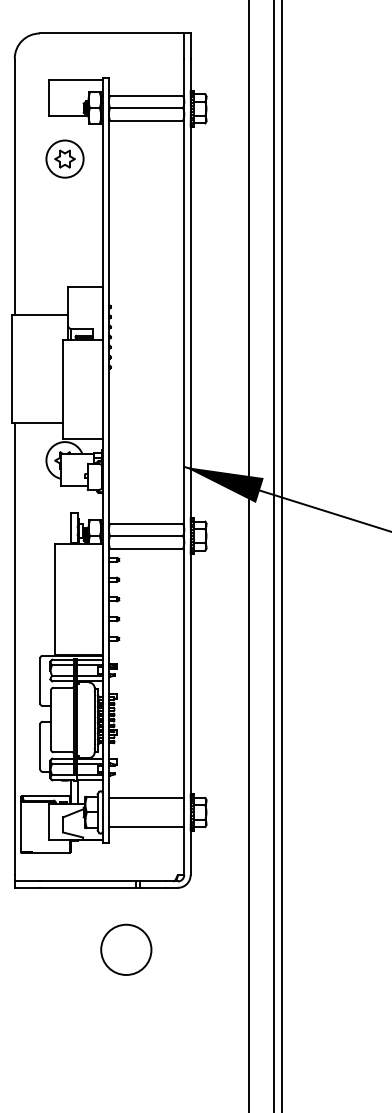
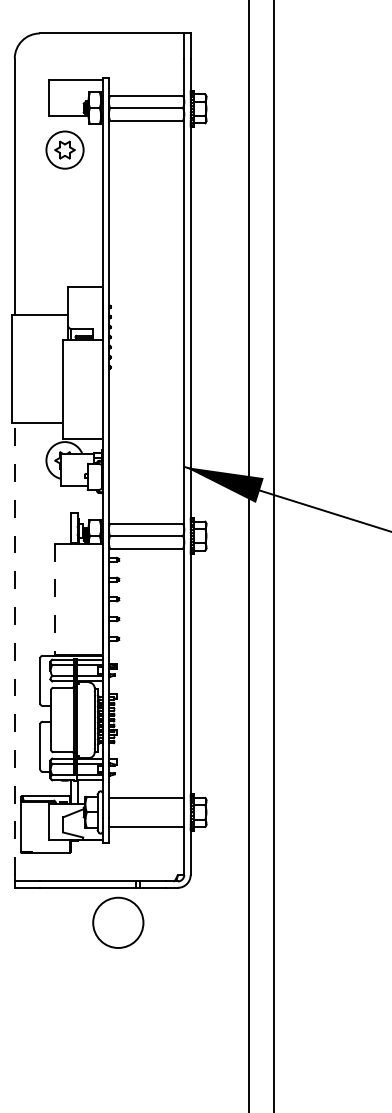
part position: (64, 158) -> (64, 149) (64, 149)
line: present -> none (281, 555)
line: solid -> dashed (55, 599)
line: solid -> dashed (14, 649)
circle position: (126, 949) -> (118, 922) (118, 922)
